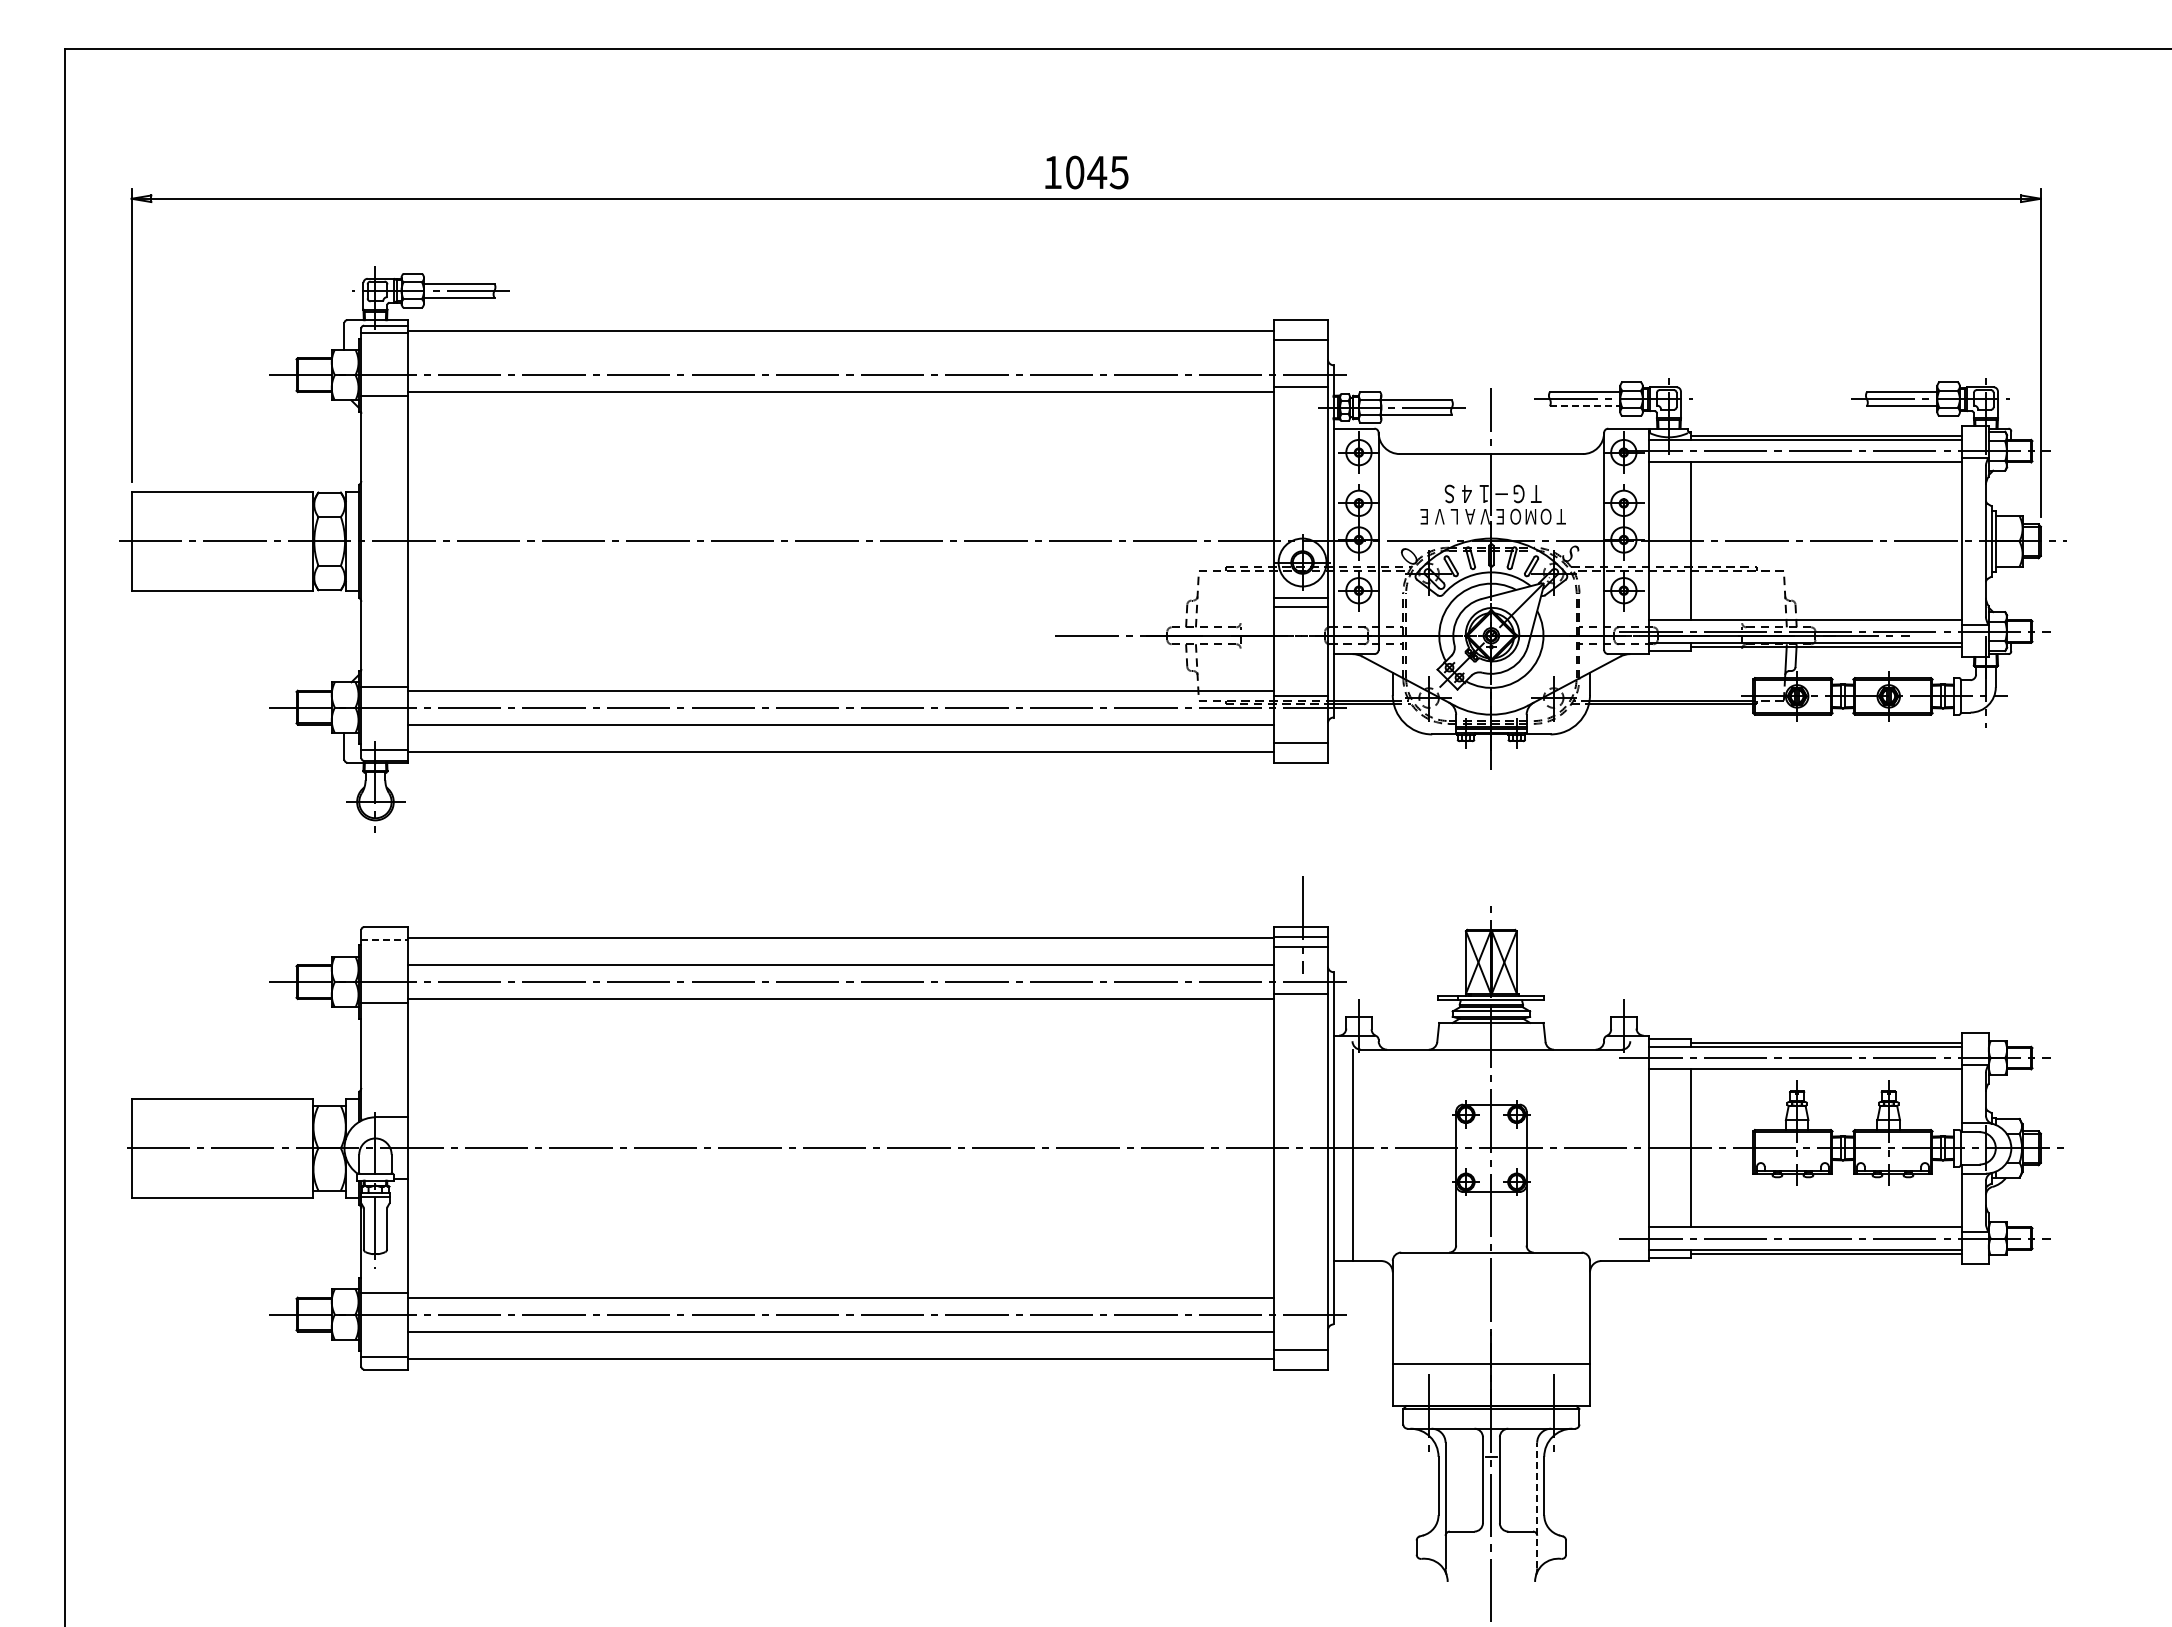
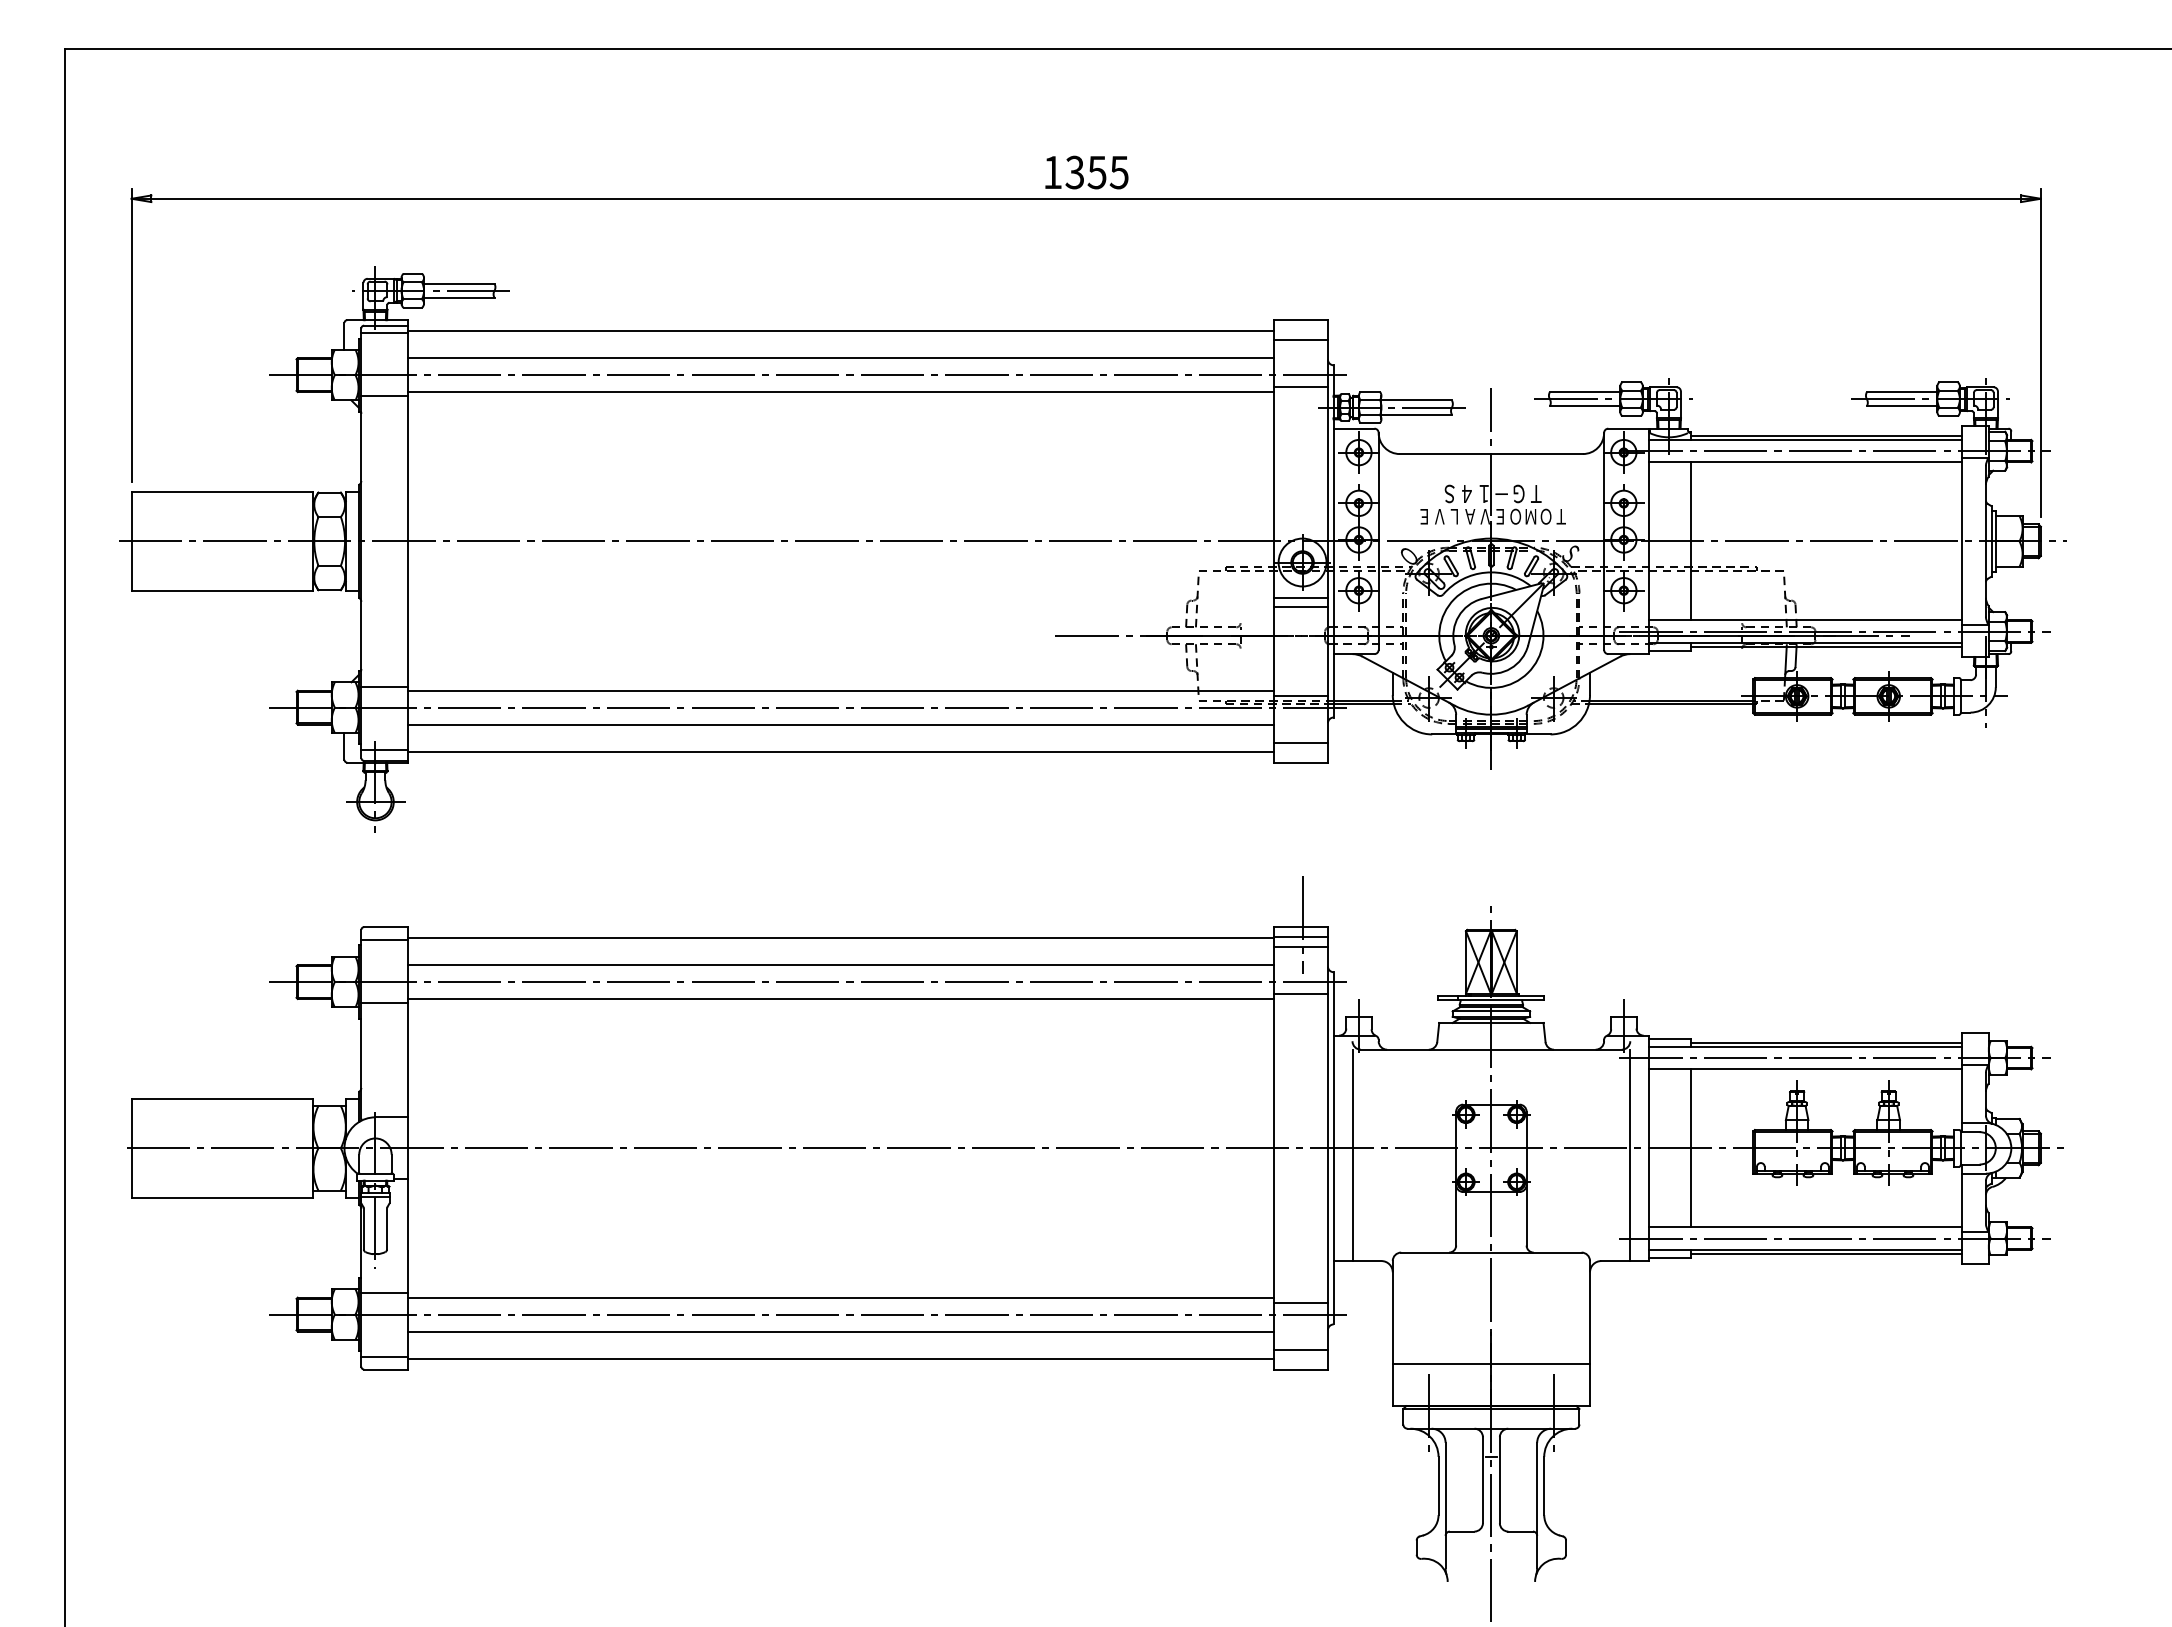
text: 1045 -> 1355 (1086, 172)
line: none -> present (840, 358)
line: dashed -> solid (1585, 406)
line: dashed -> solid (385, 939)
line: none -> present (1630, 1155)
line: none -> present (1300, 1302)
line: dashed -> solid (1537, 1505)
